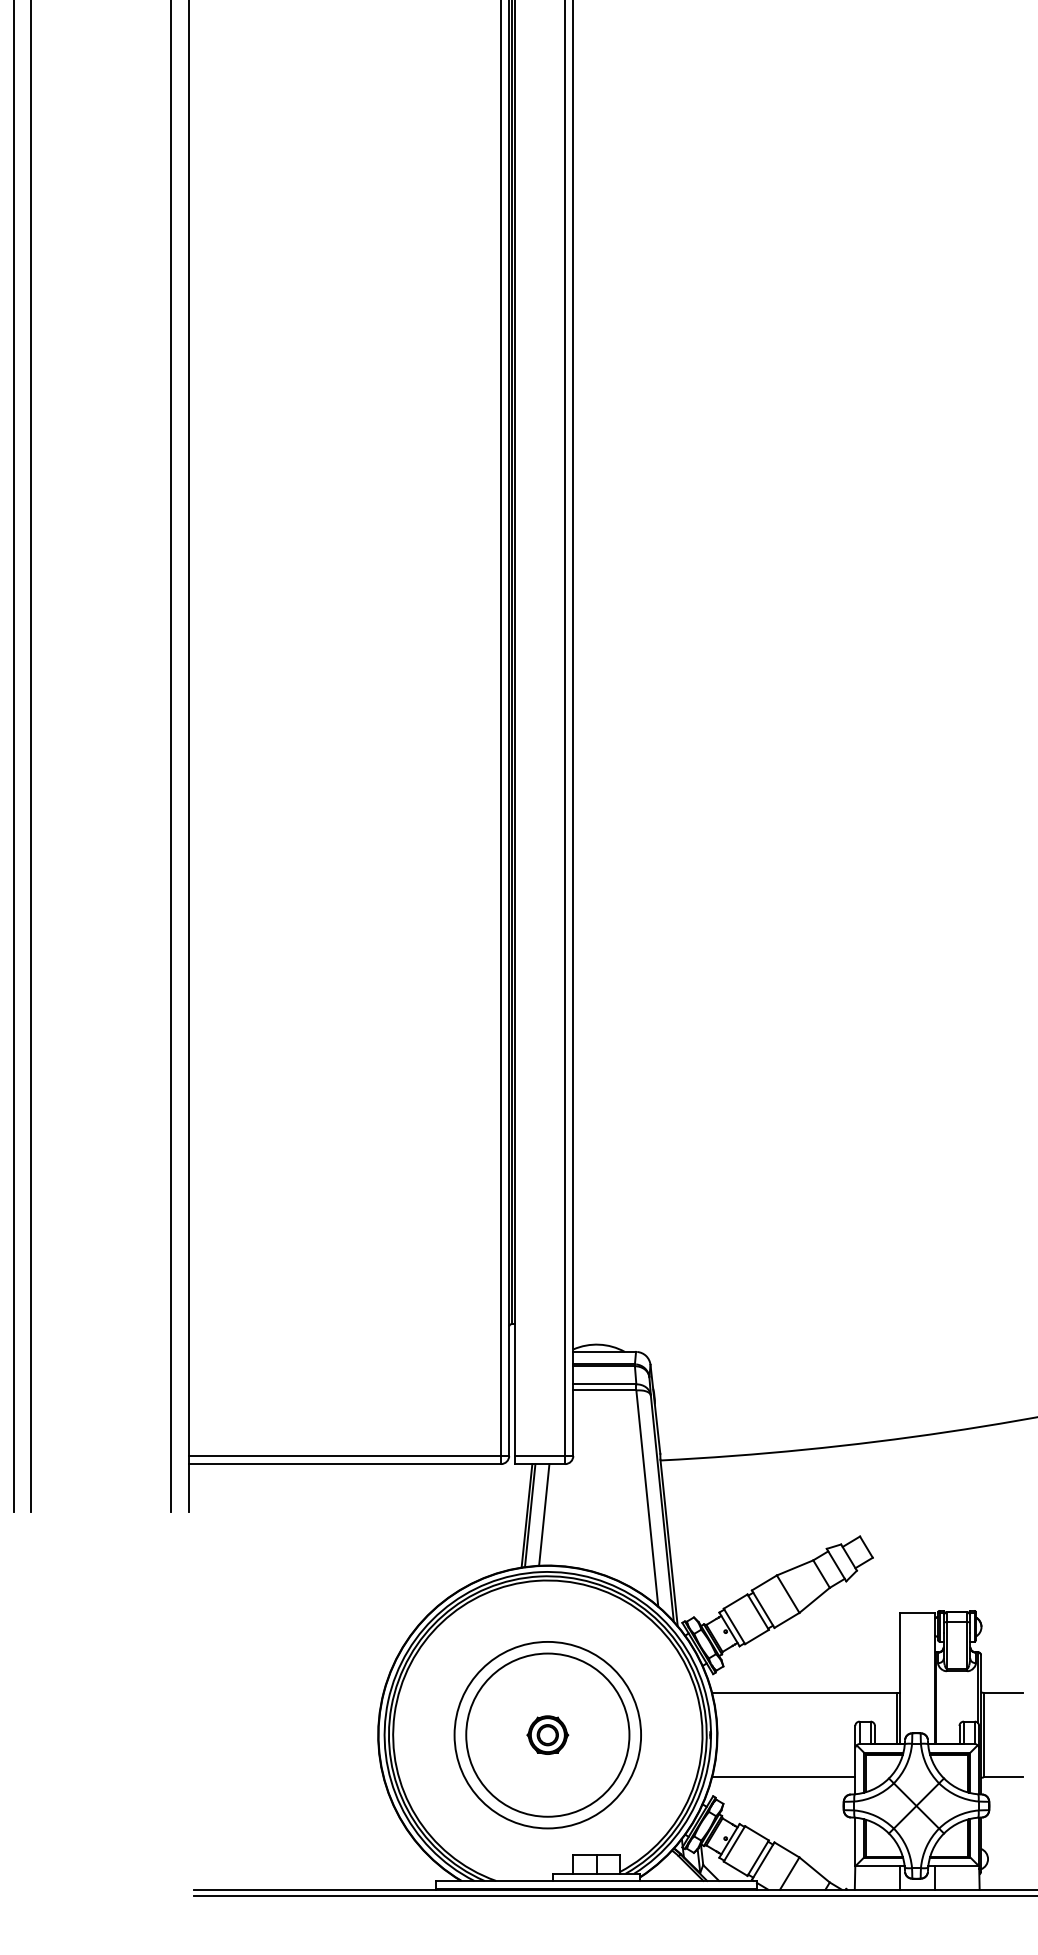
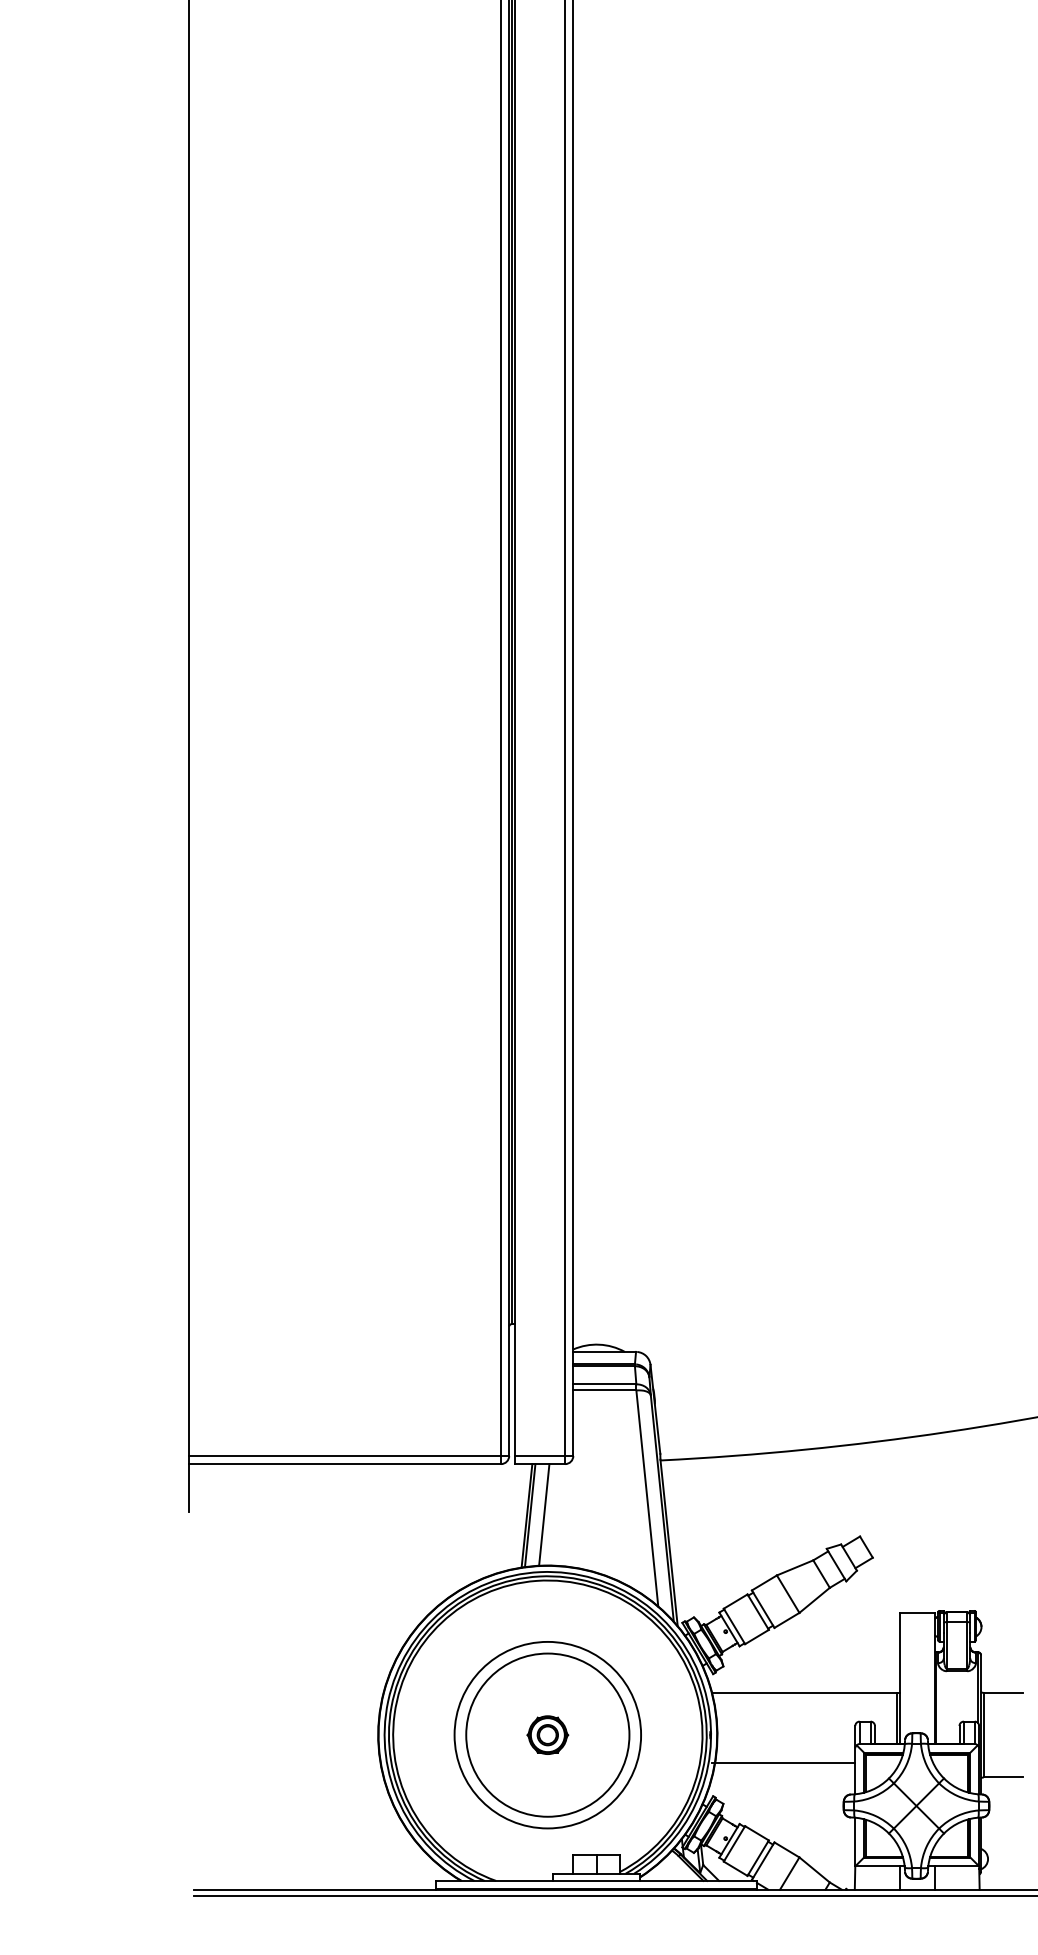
line: present -> none (13, 757)
line: present -> none (31, 757)
line: present -> none (171, 757)
line position: (783, 1777) -> (783, 1763) (783, 1763)
